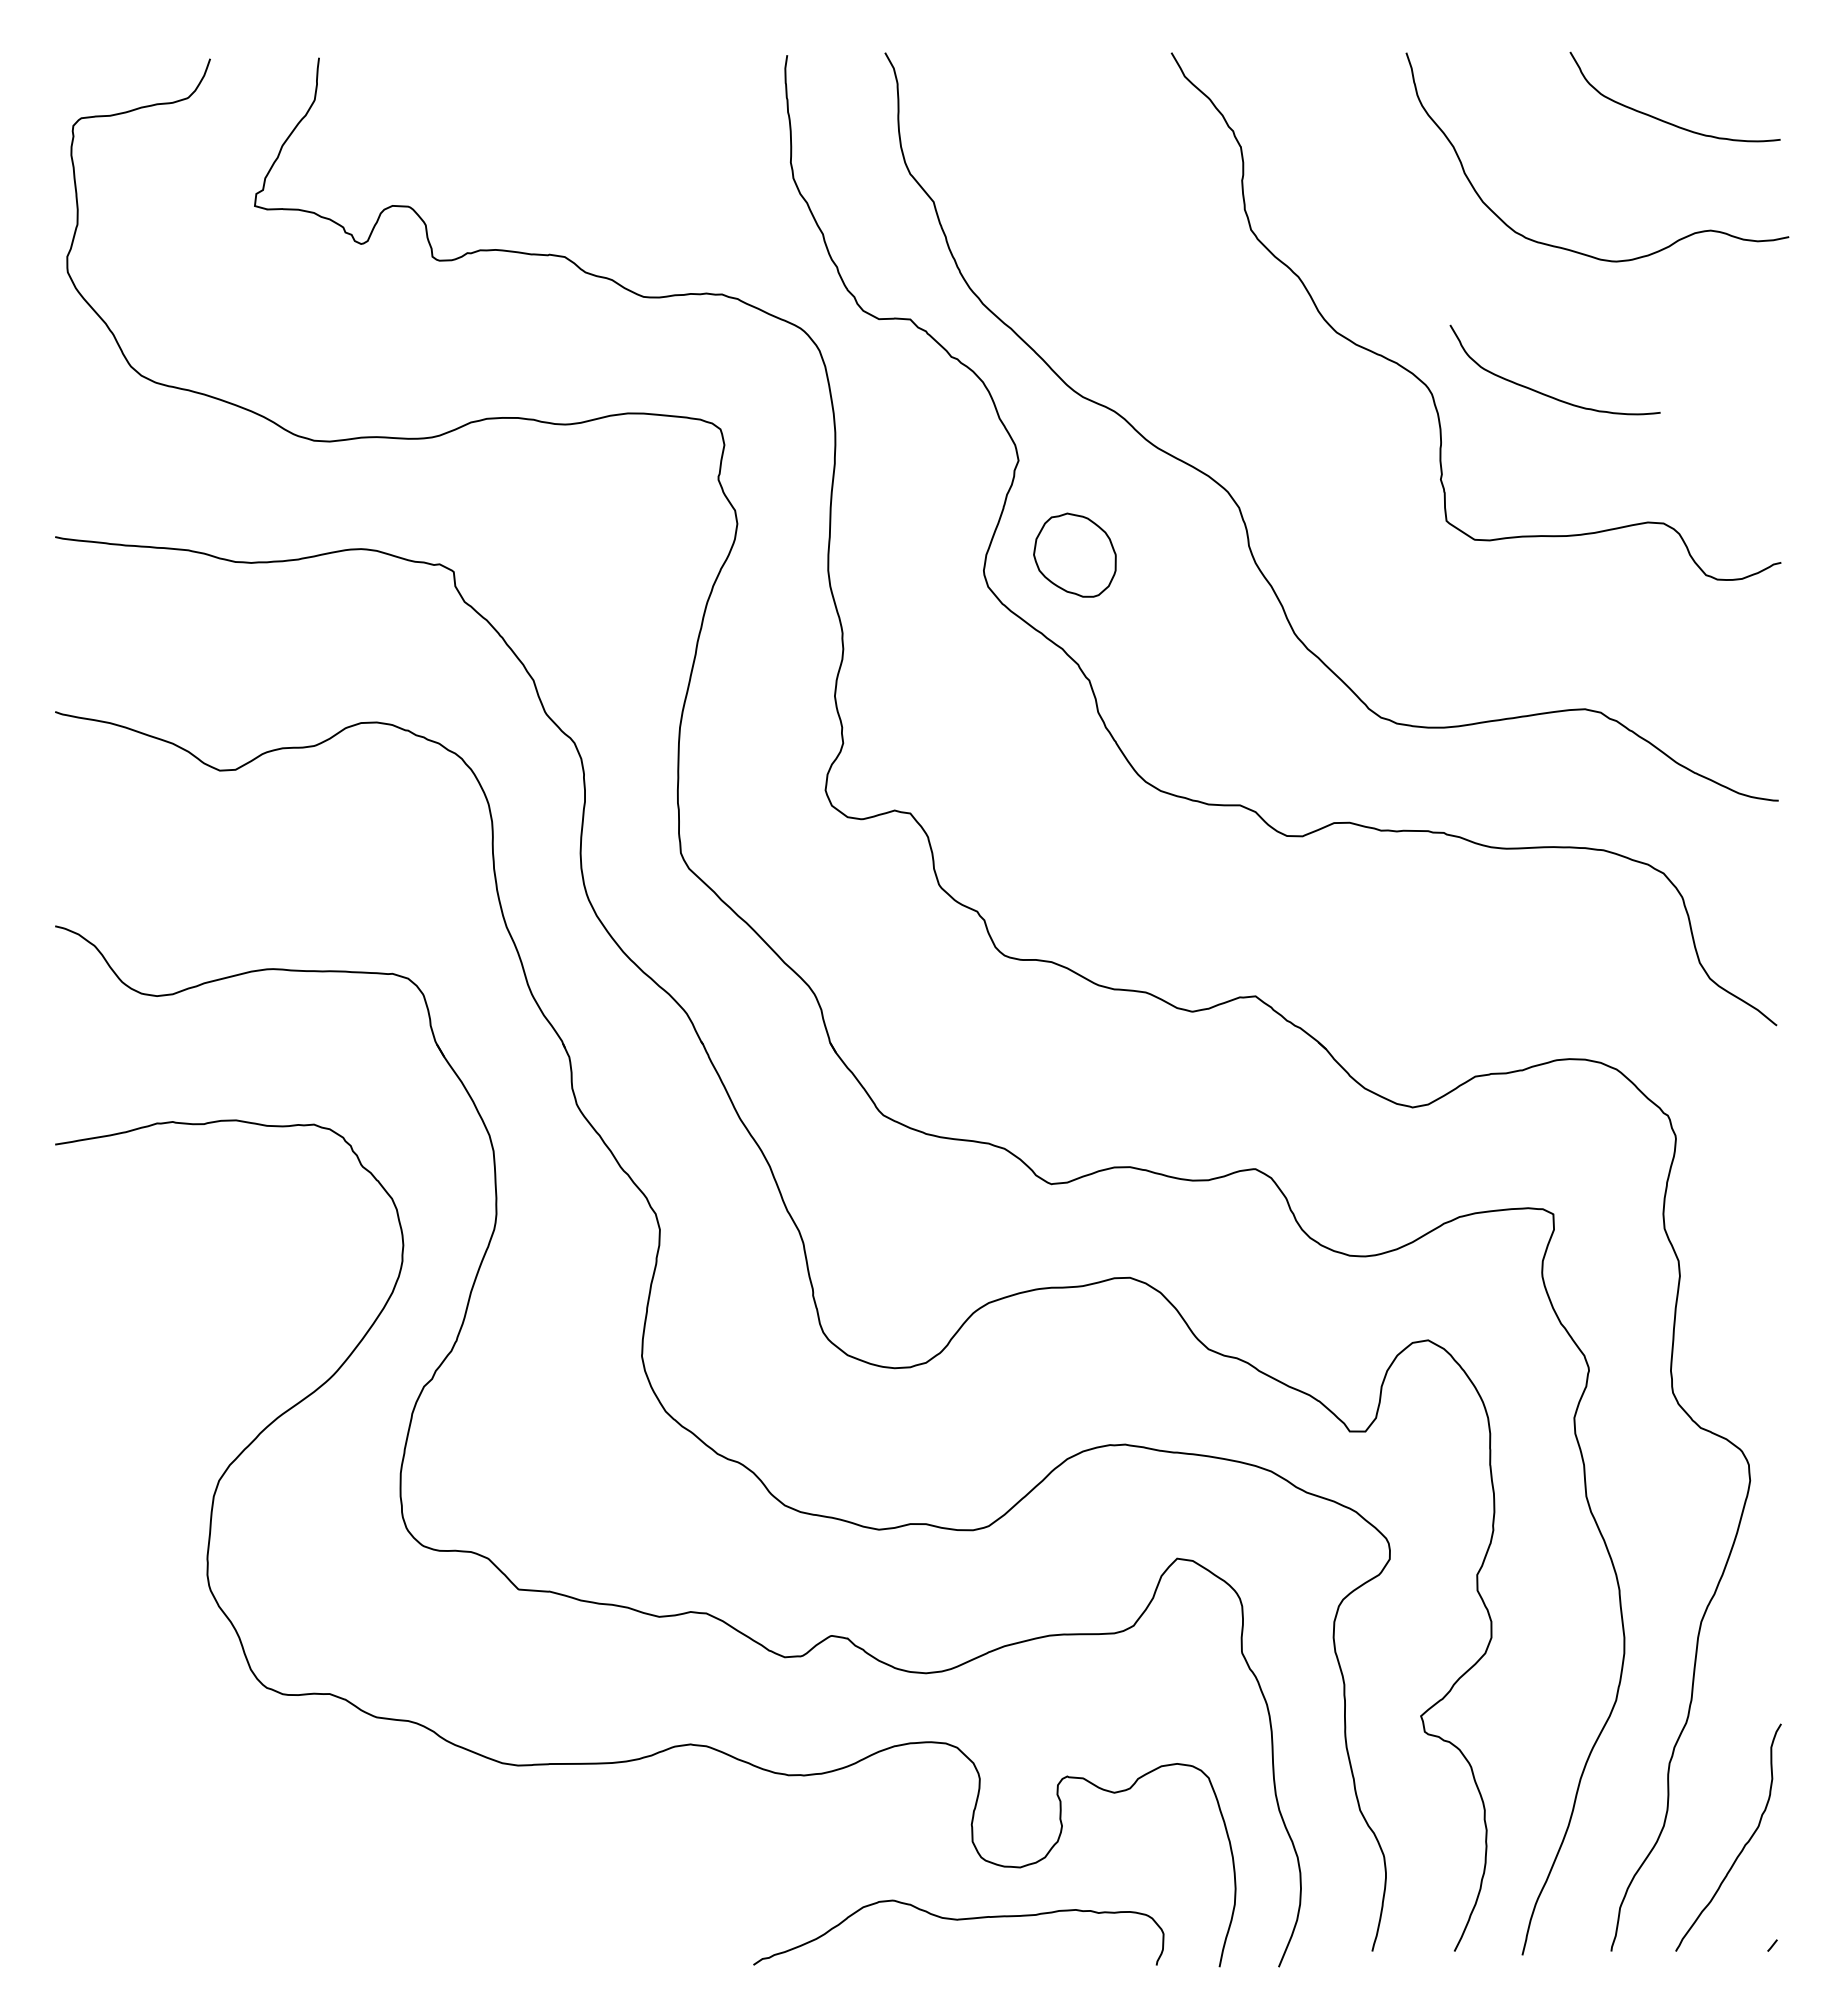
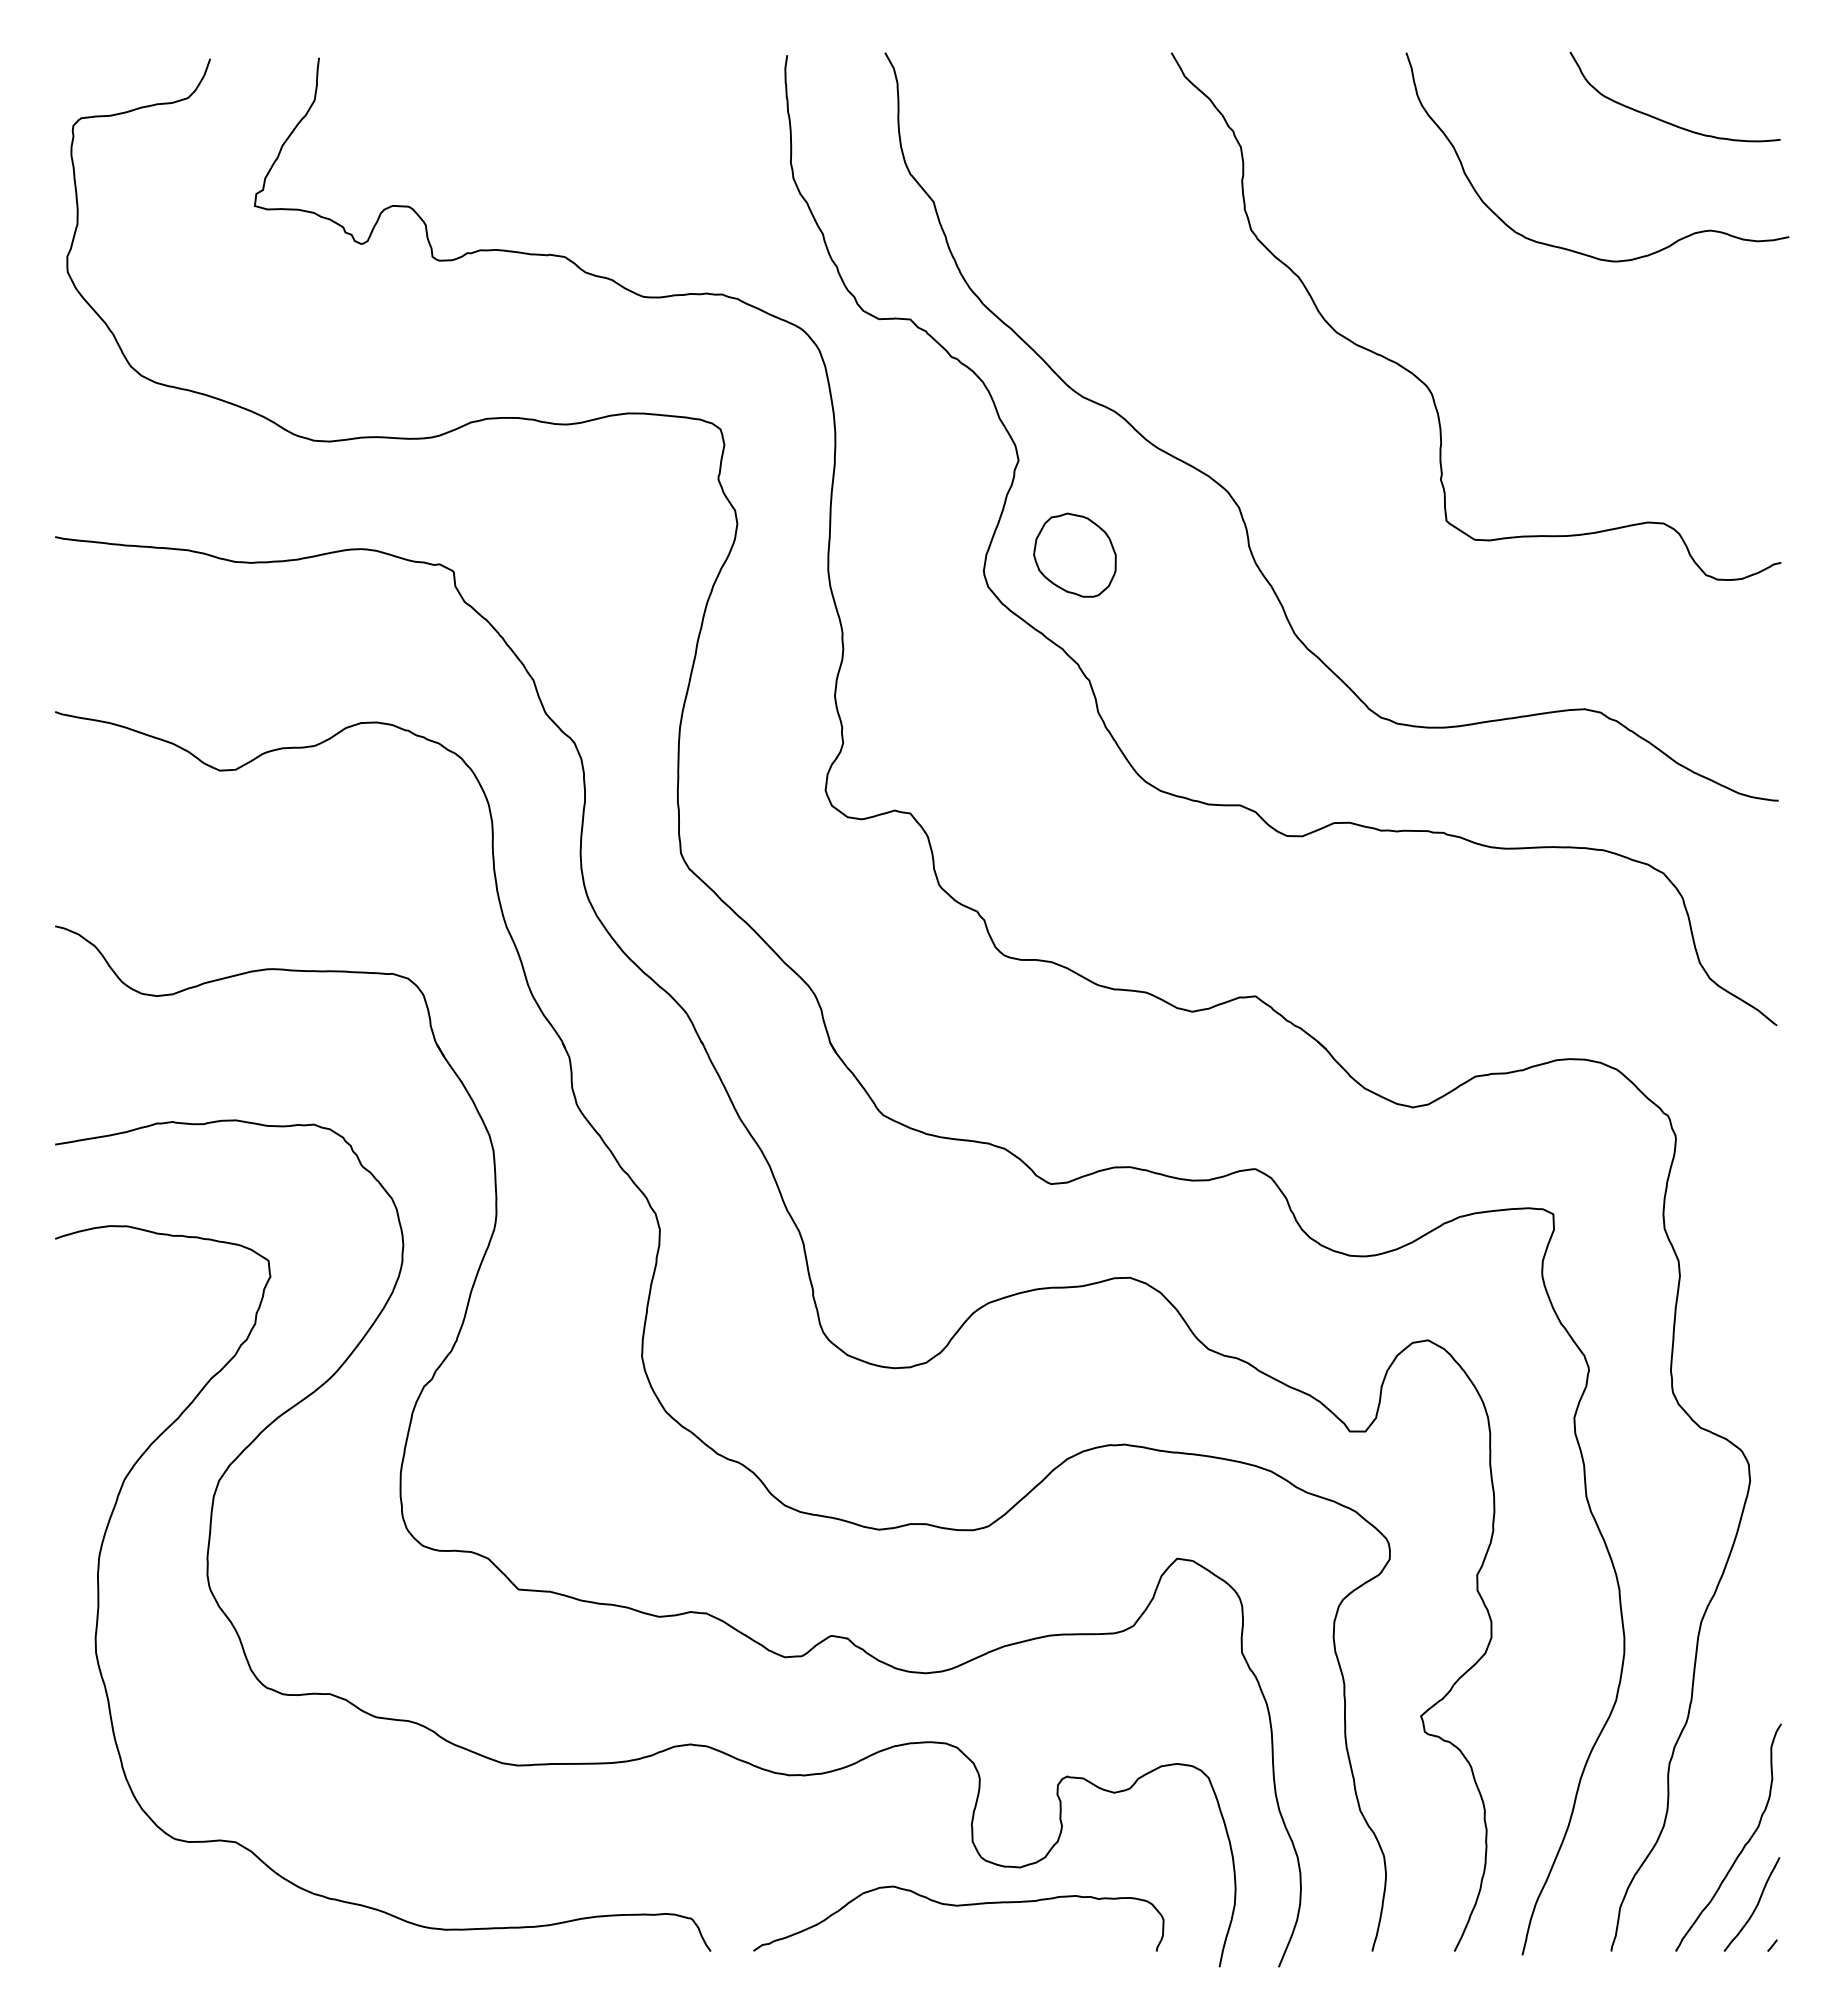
curve: present -> none (1542, 392)
curve: none -> present (179, 1418)
curve: none -> present (1755, 1906)
curve position: (958, 1920) -> (958, 1906) (958, 1906)
